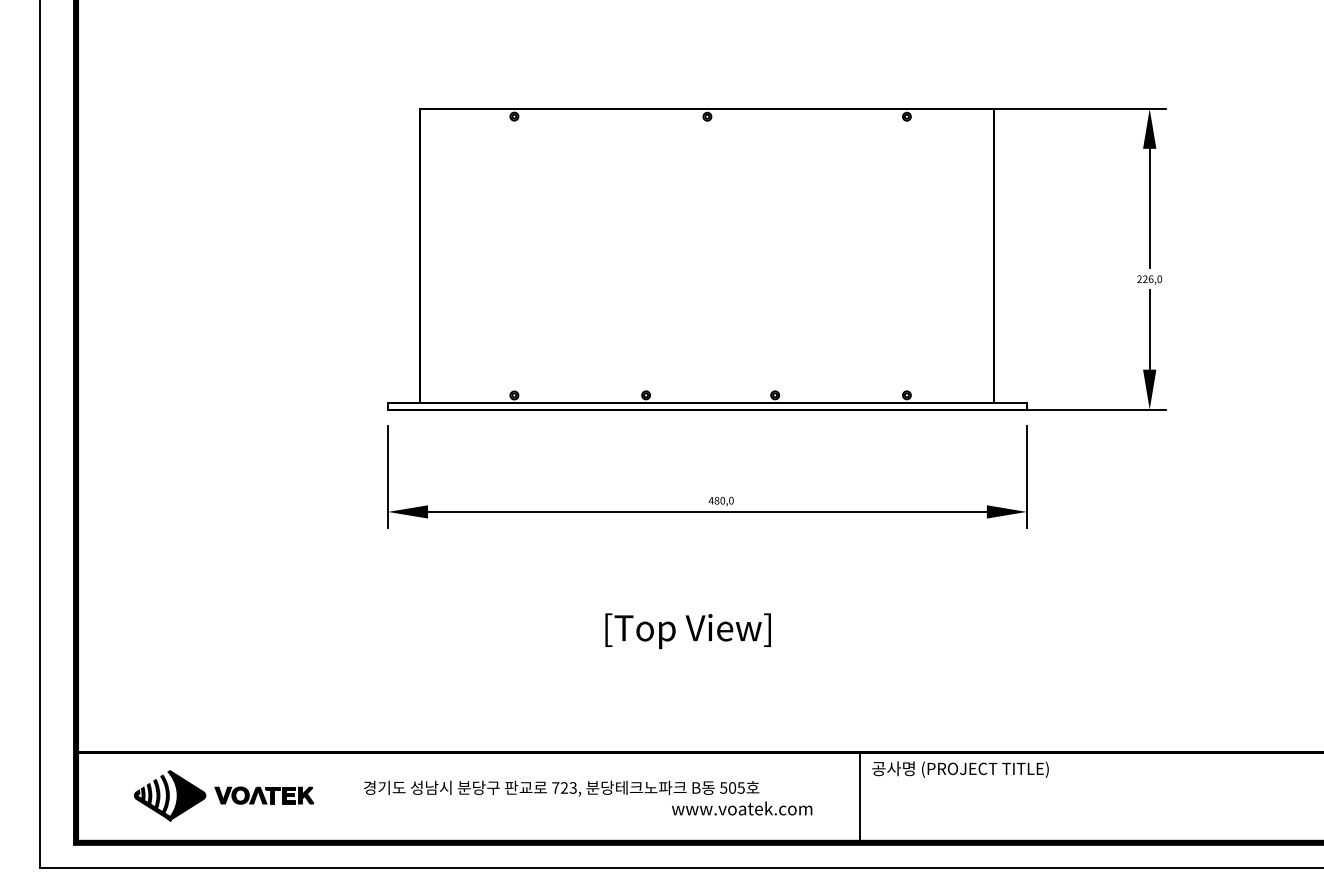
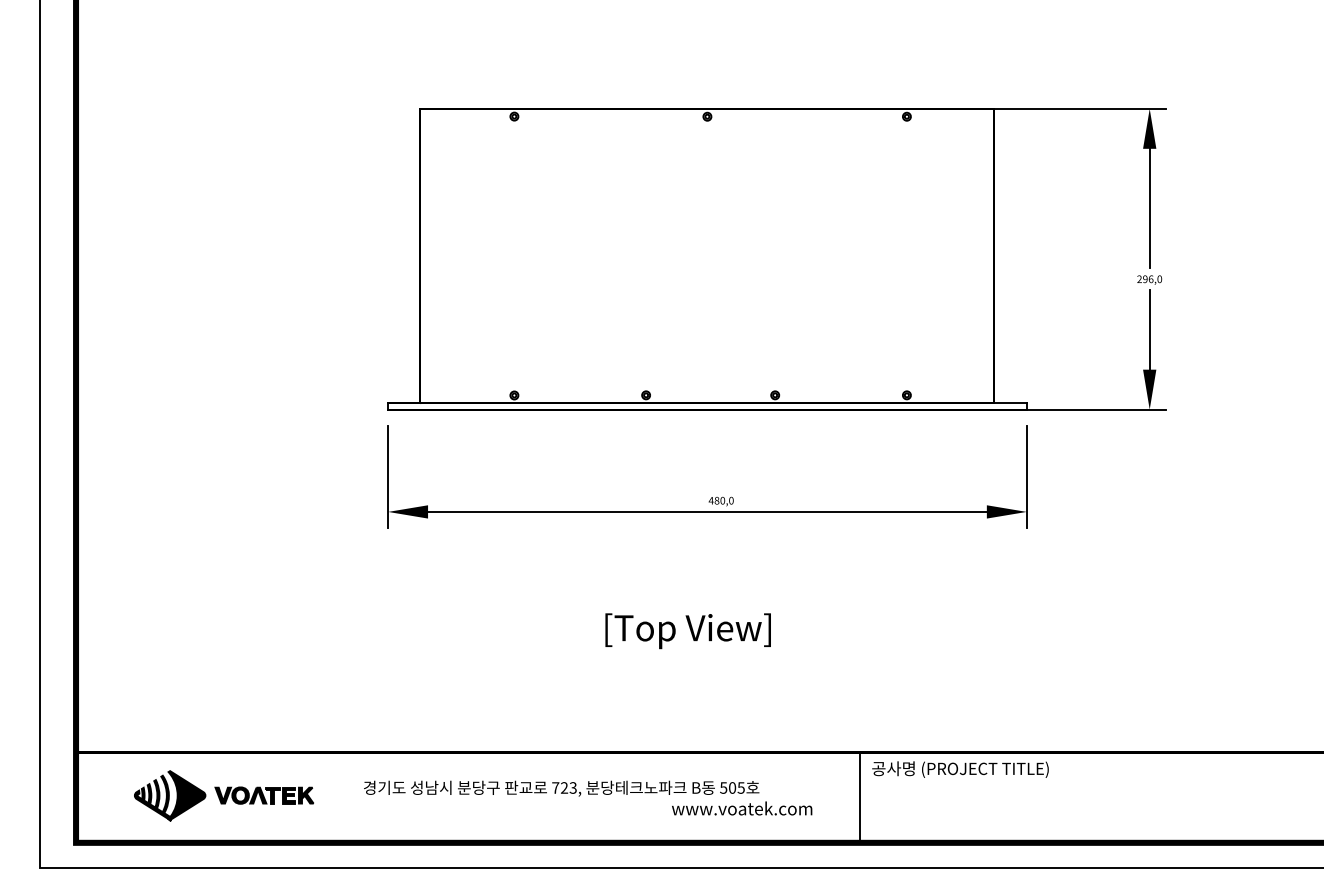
text: 226,0 -> 296,0 (1145, 279)
